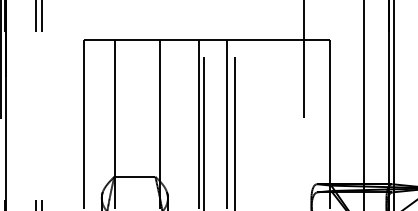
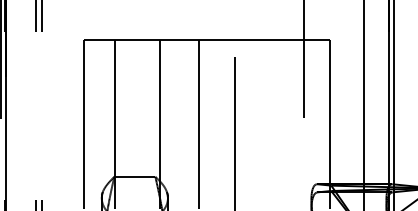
line: present -> none (203, 123)
line: present -> none (227, 123)
